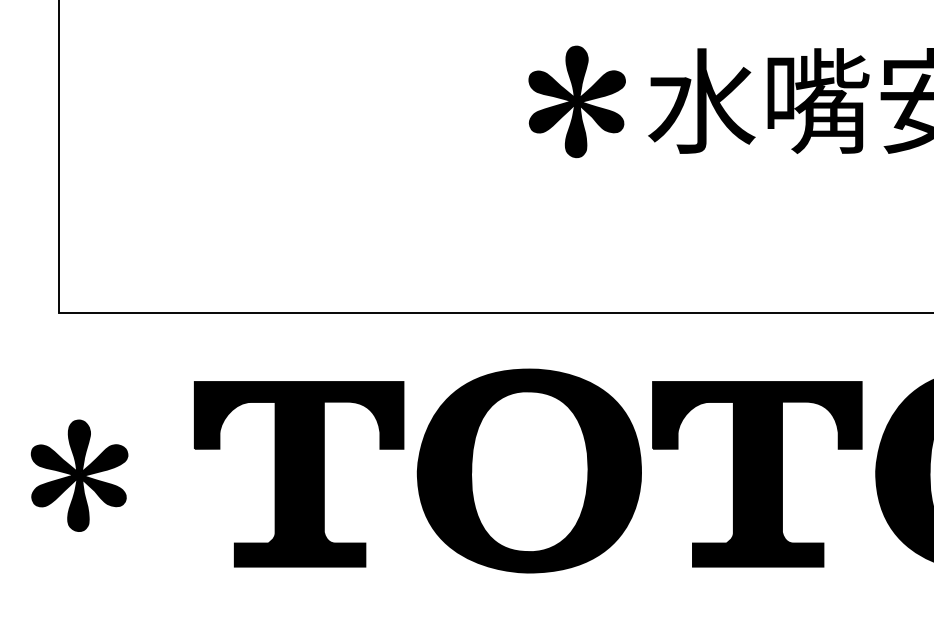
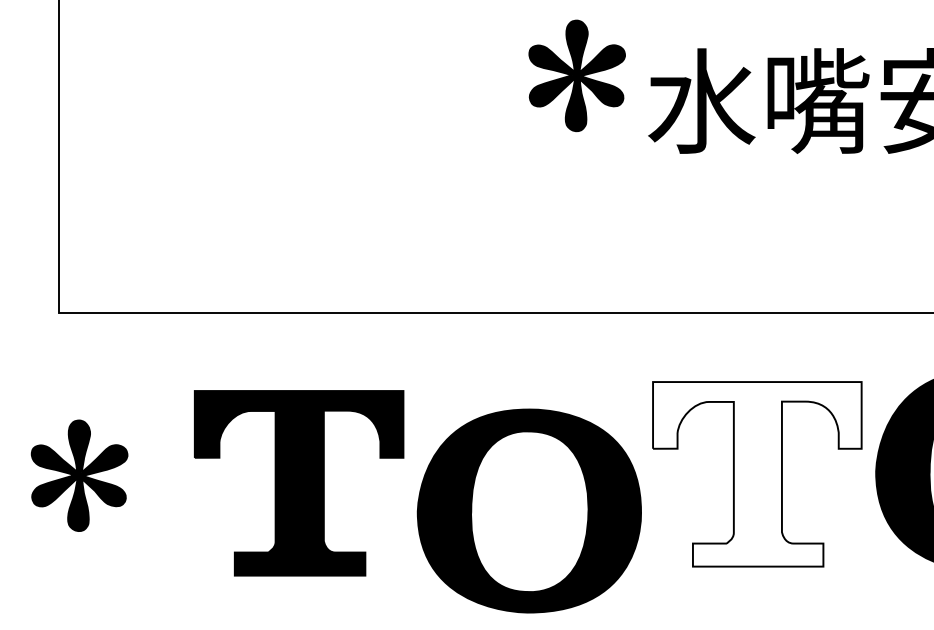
part position: (576, 101) -> (576, 75) (576, 75)
part position: (528, 470) -> (528, 510) (528, 510)
part position: (299, 474) -> (299, 483) (299, 483)
fill: present -> none (757, 474)
